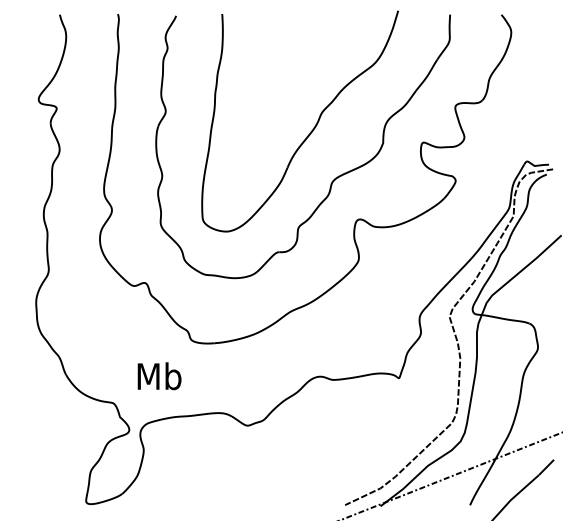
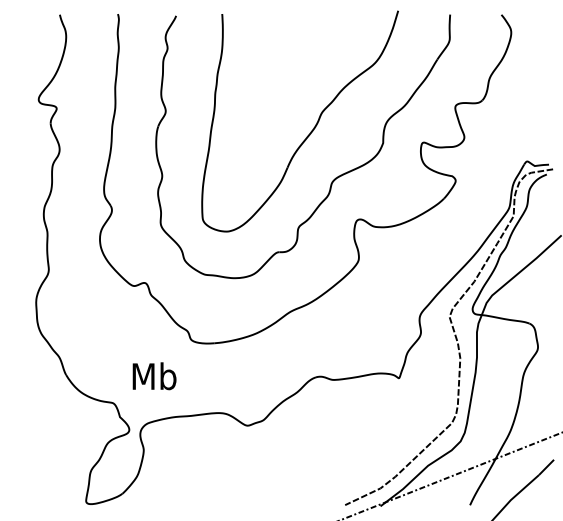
text position: (159, 376) -> (154, 376) (154, 376)
